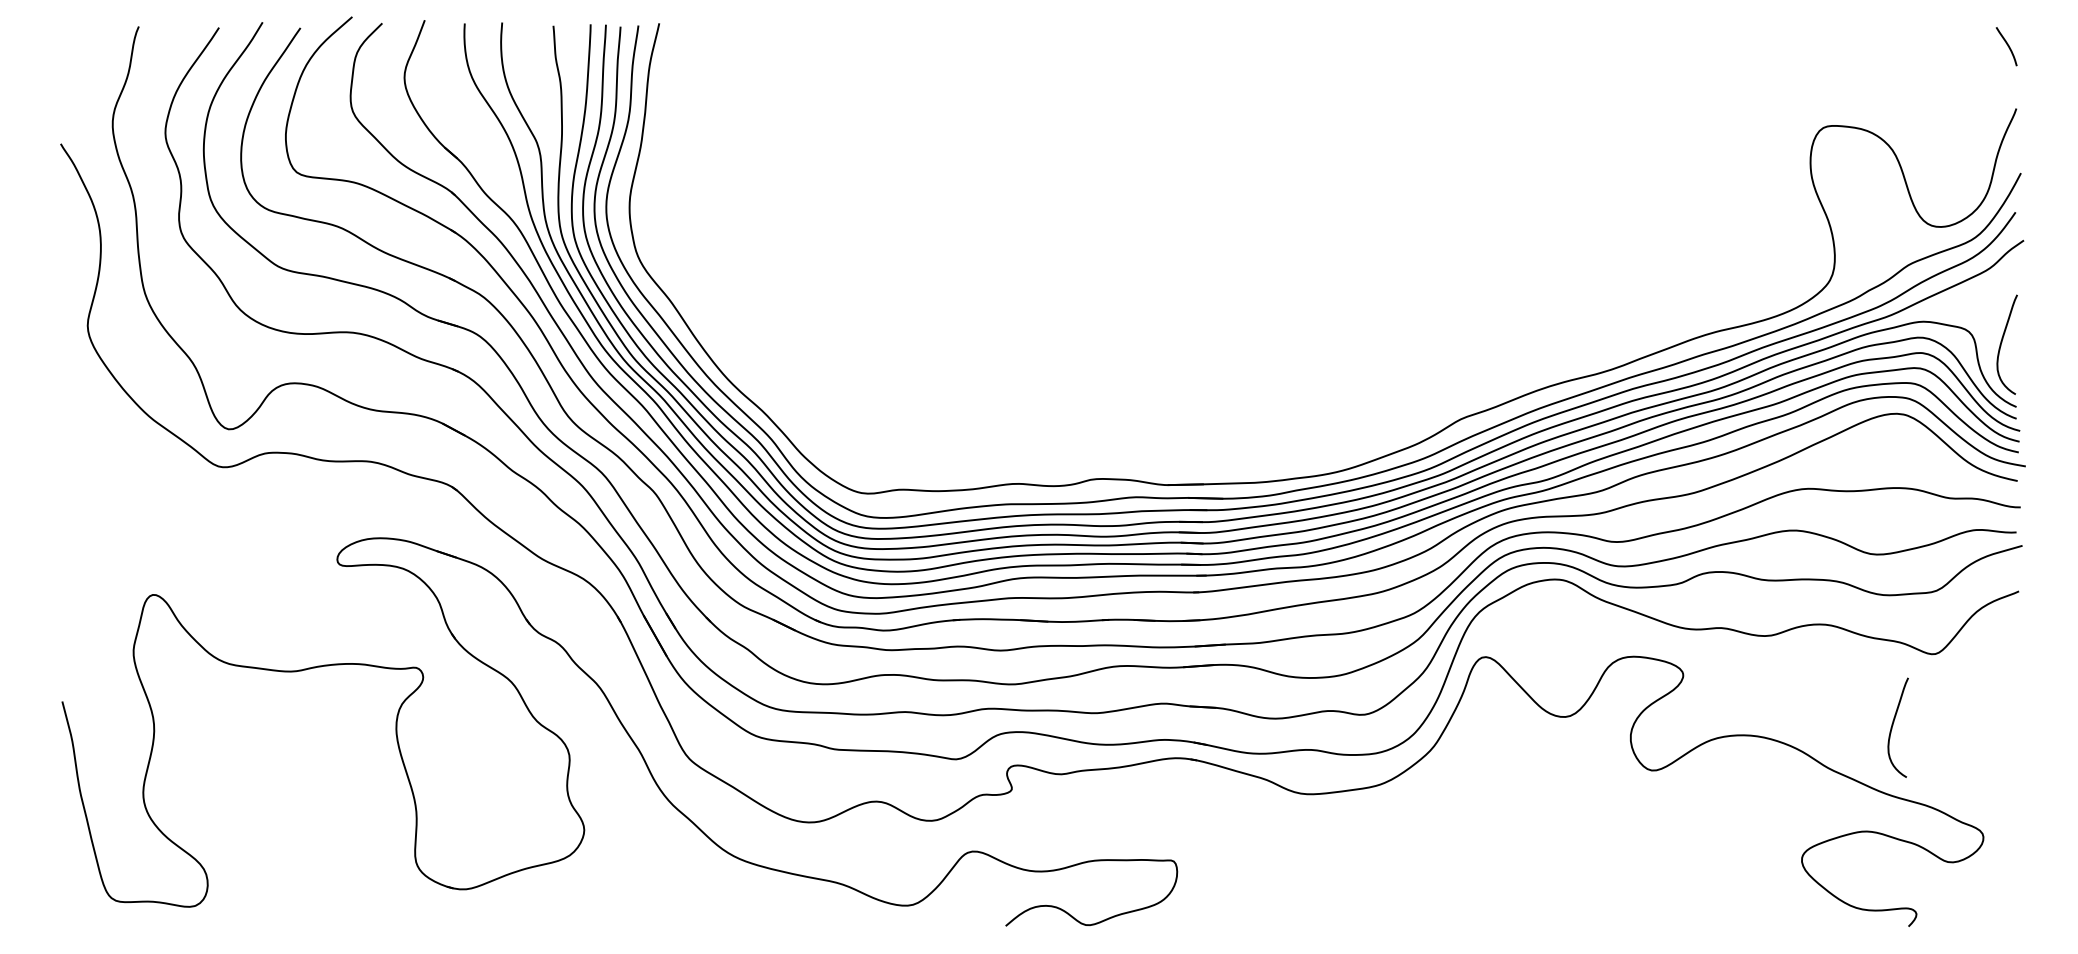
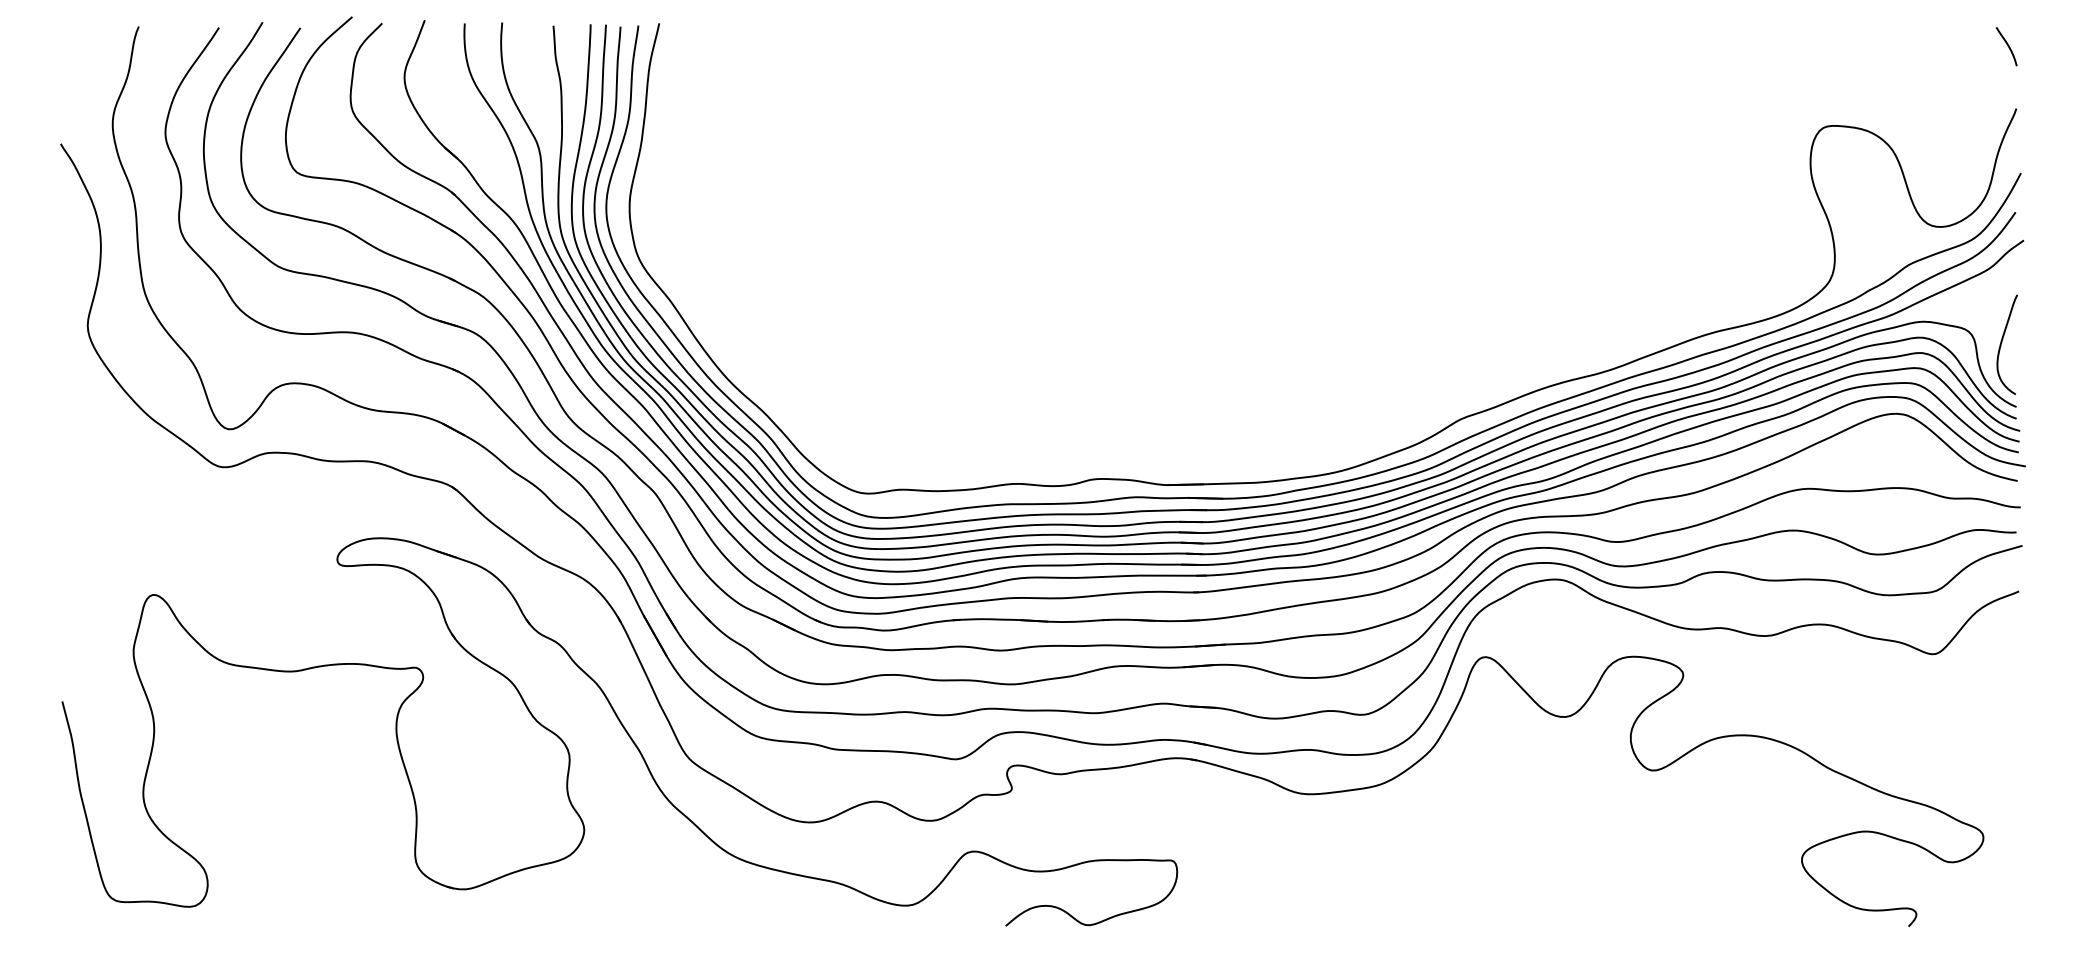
curve: present -> none (1893, 725)
